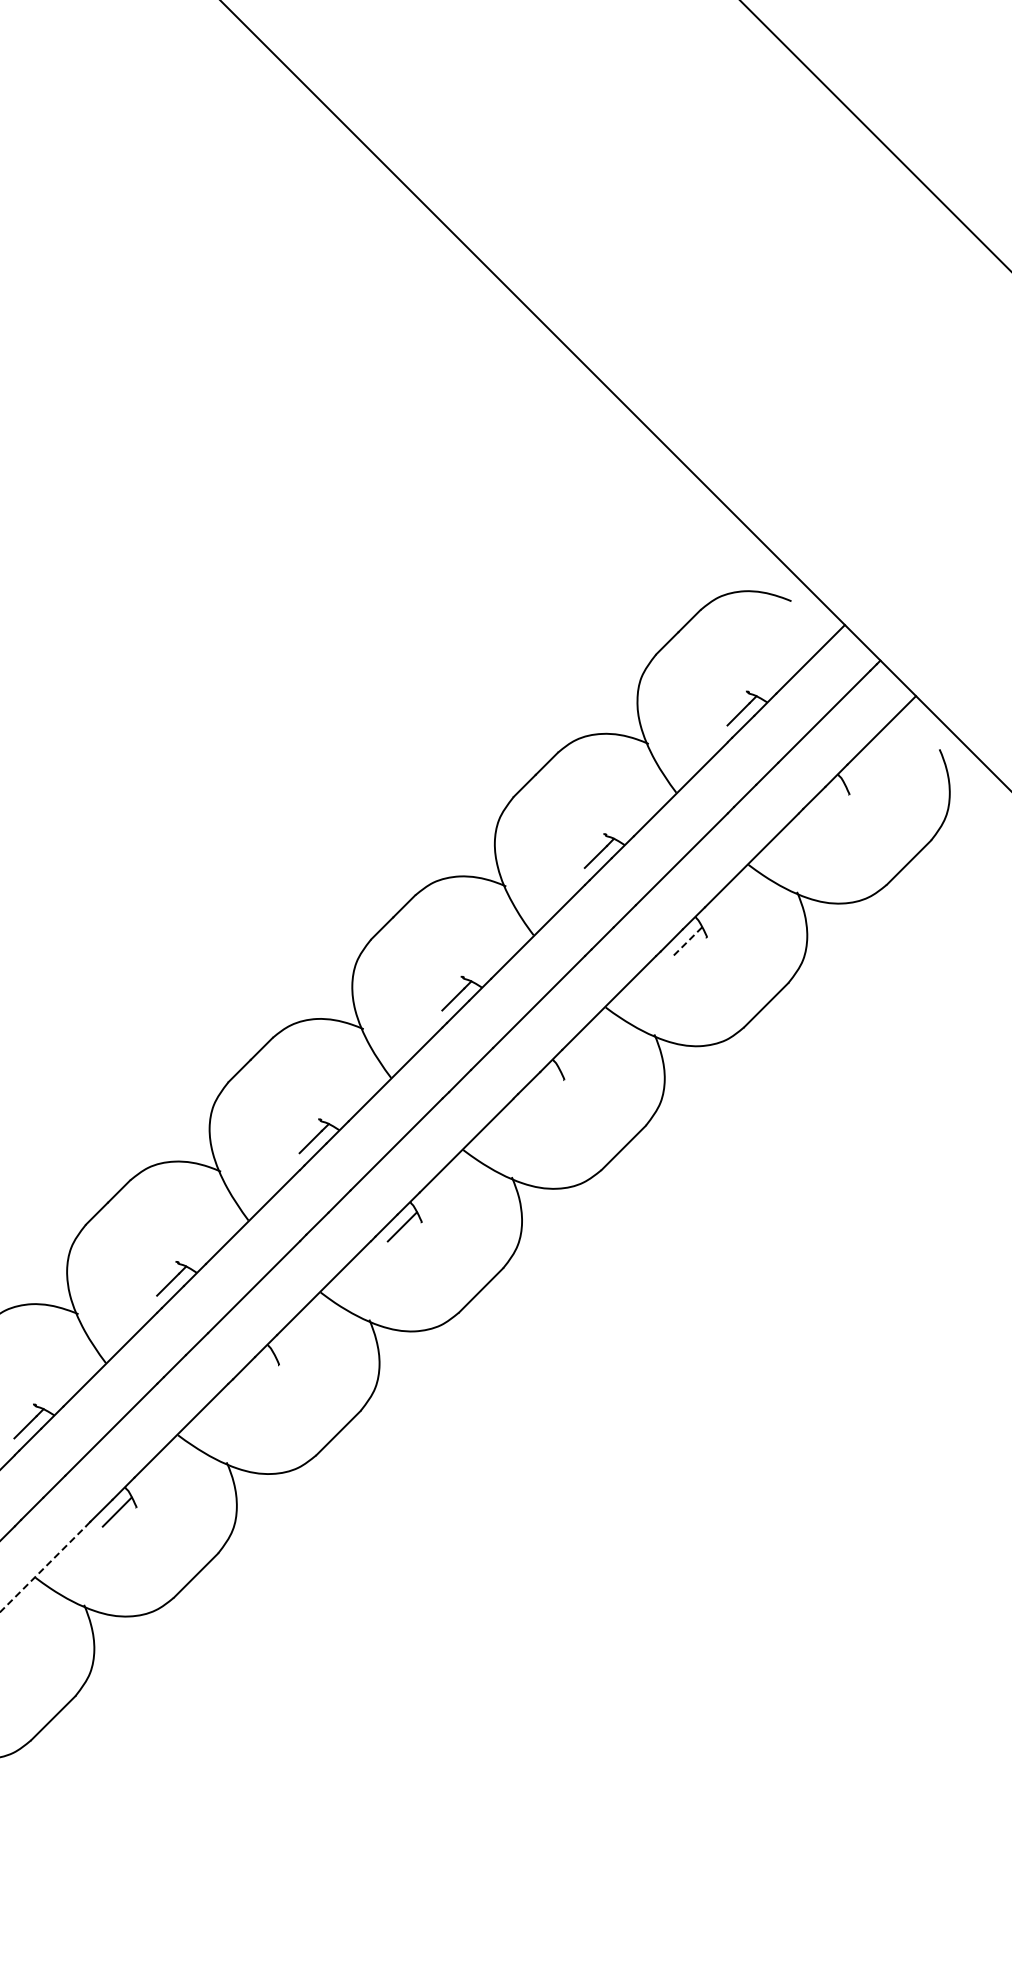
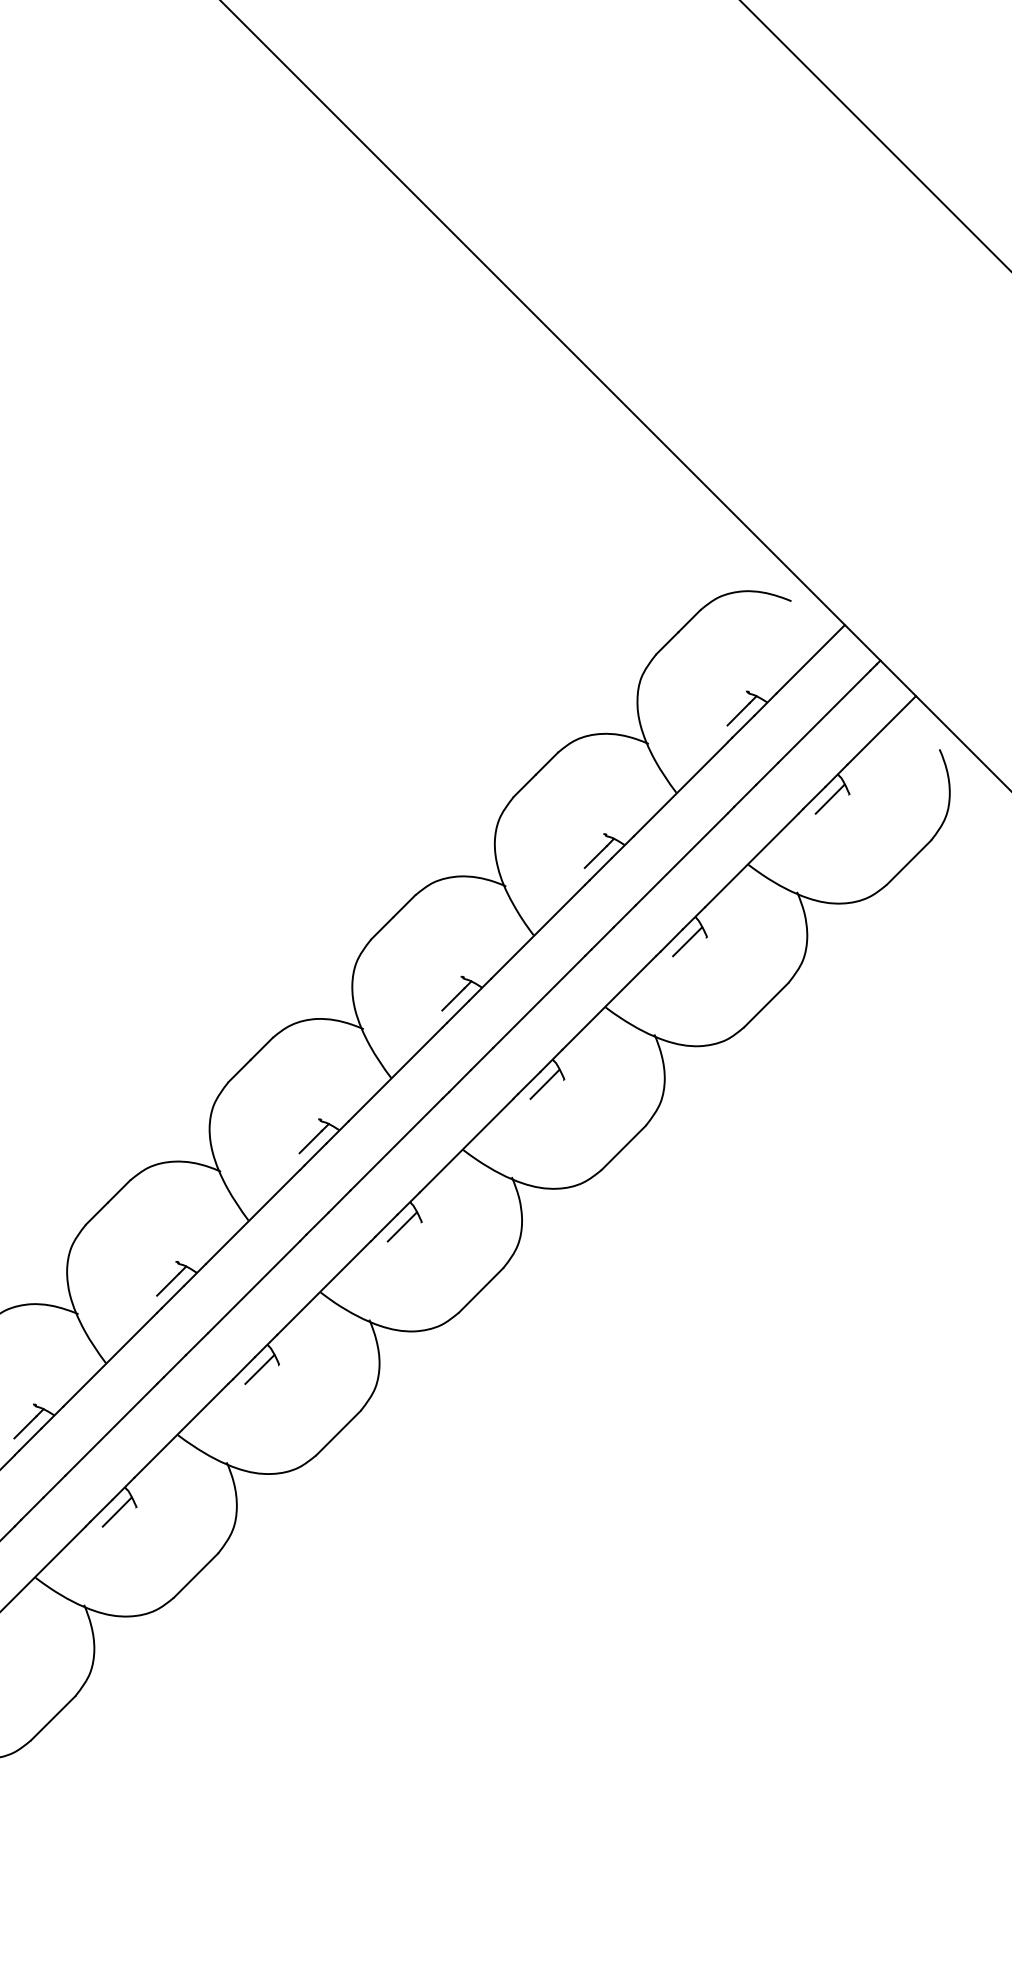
line: none -> present (829, 798)
line: dashed -> solid (687, 941)
line: none -> present (544, 1083)
line: none -> present (259, 1369)
line: dashed -> solid (43, 1568)
